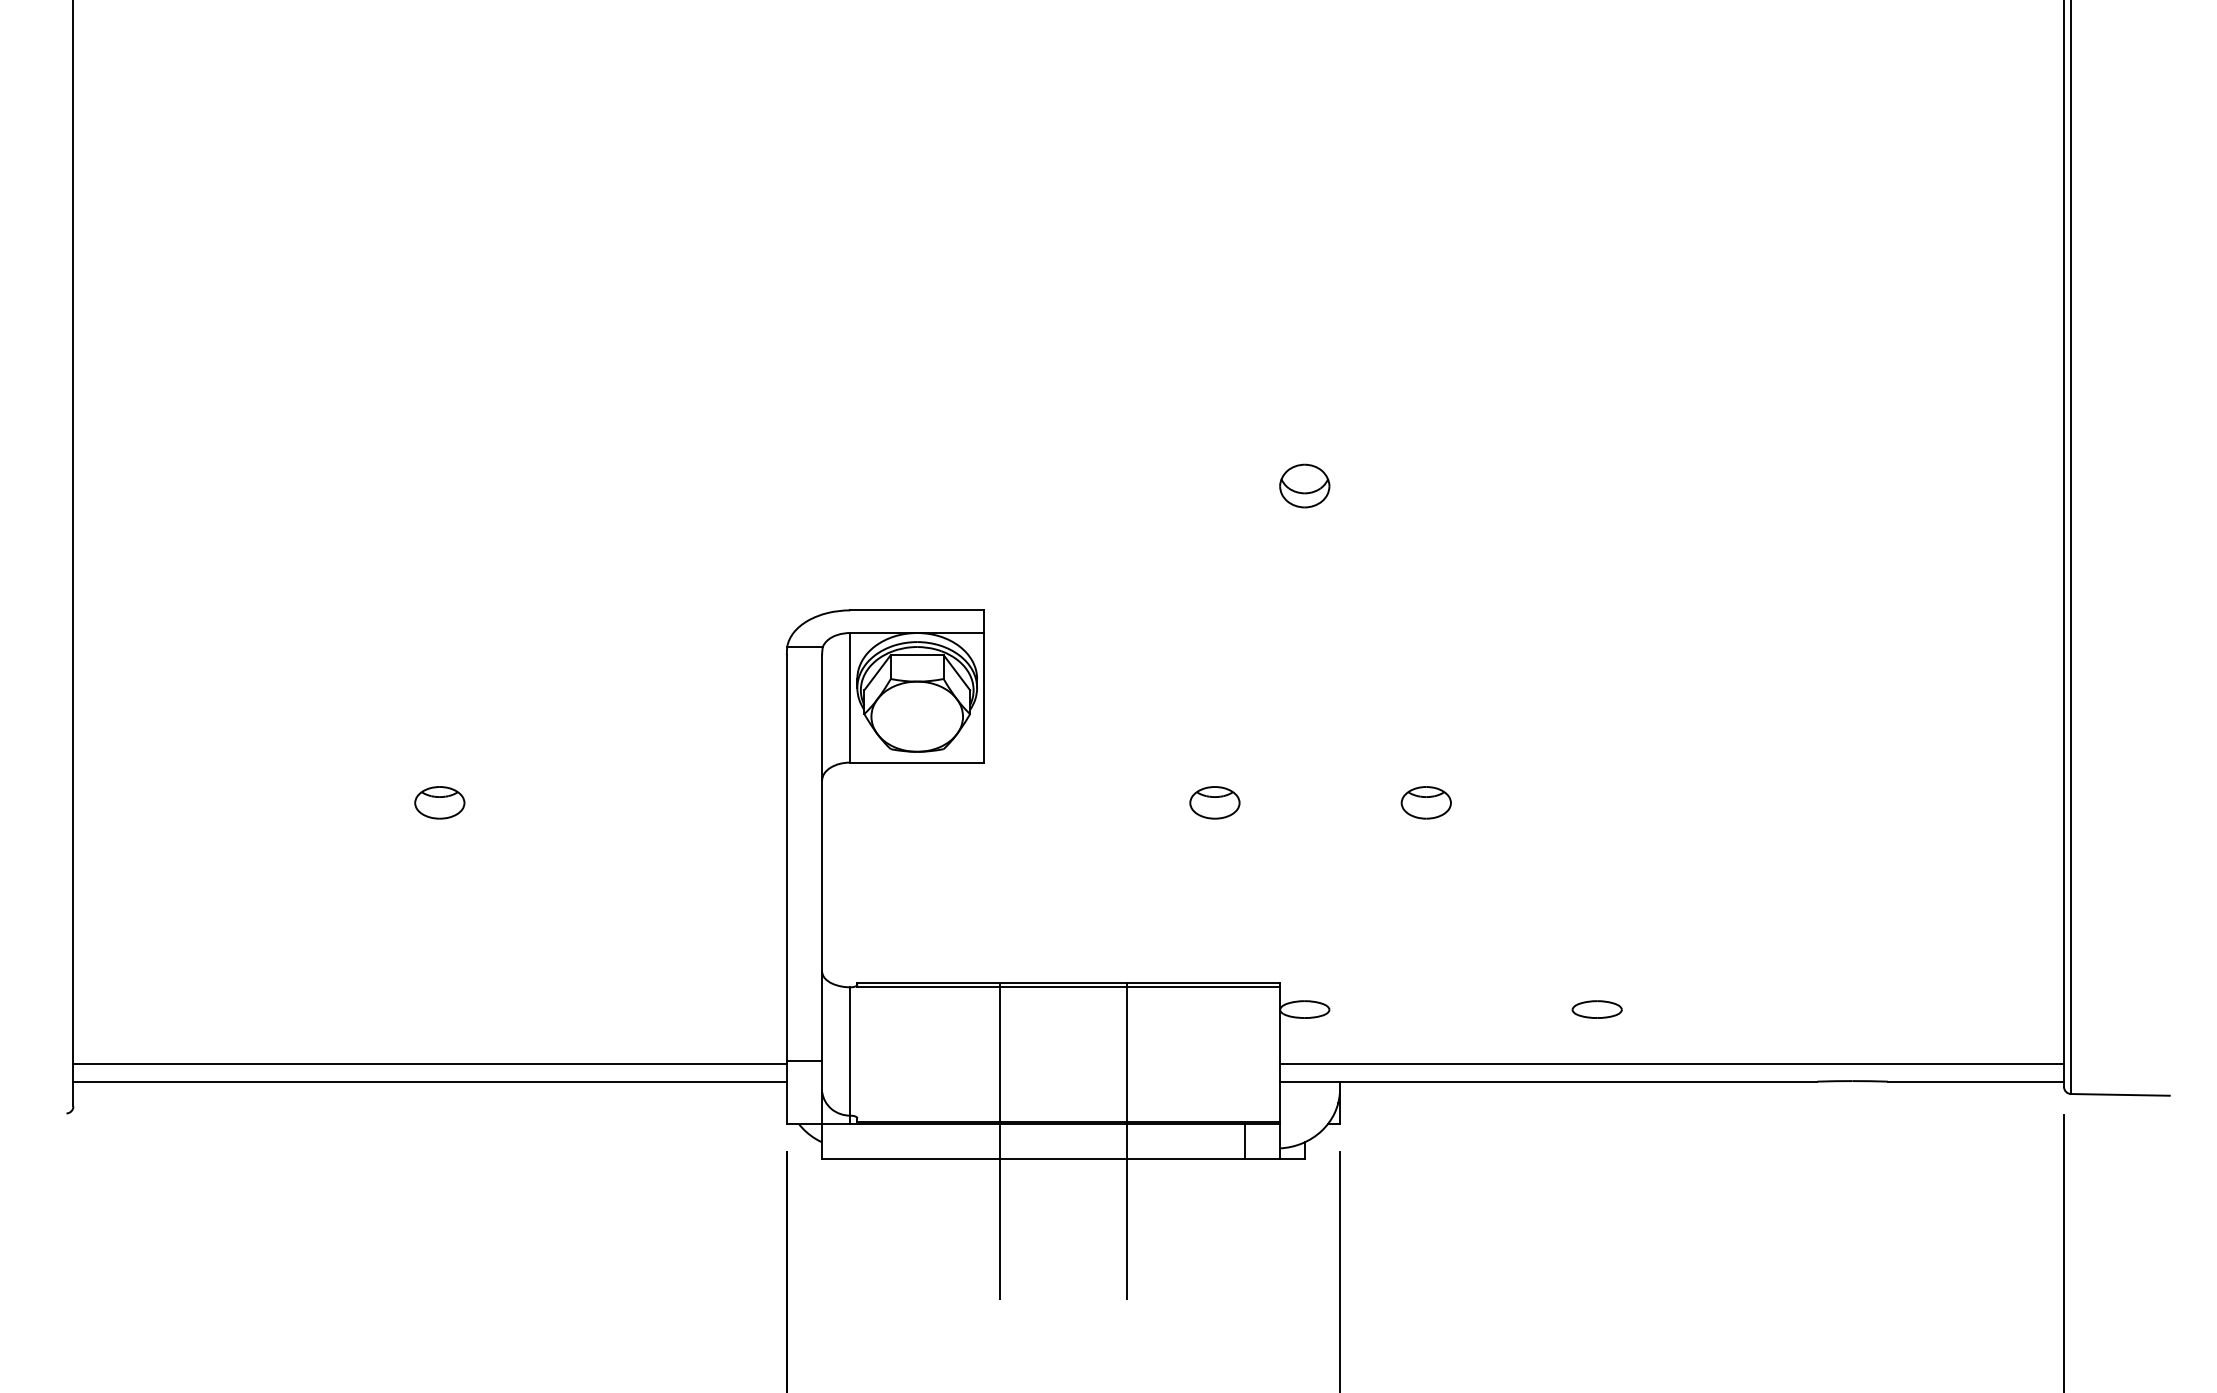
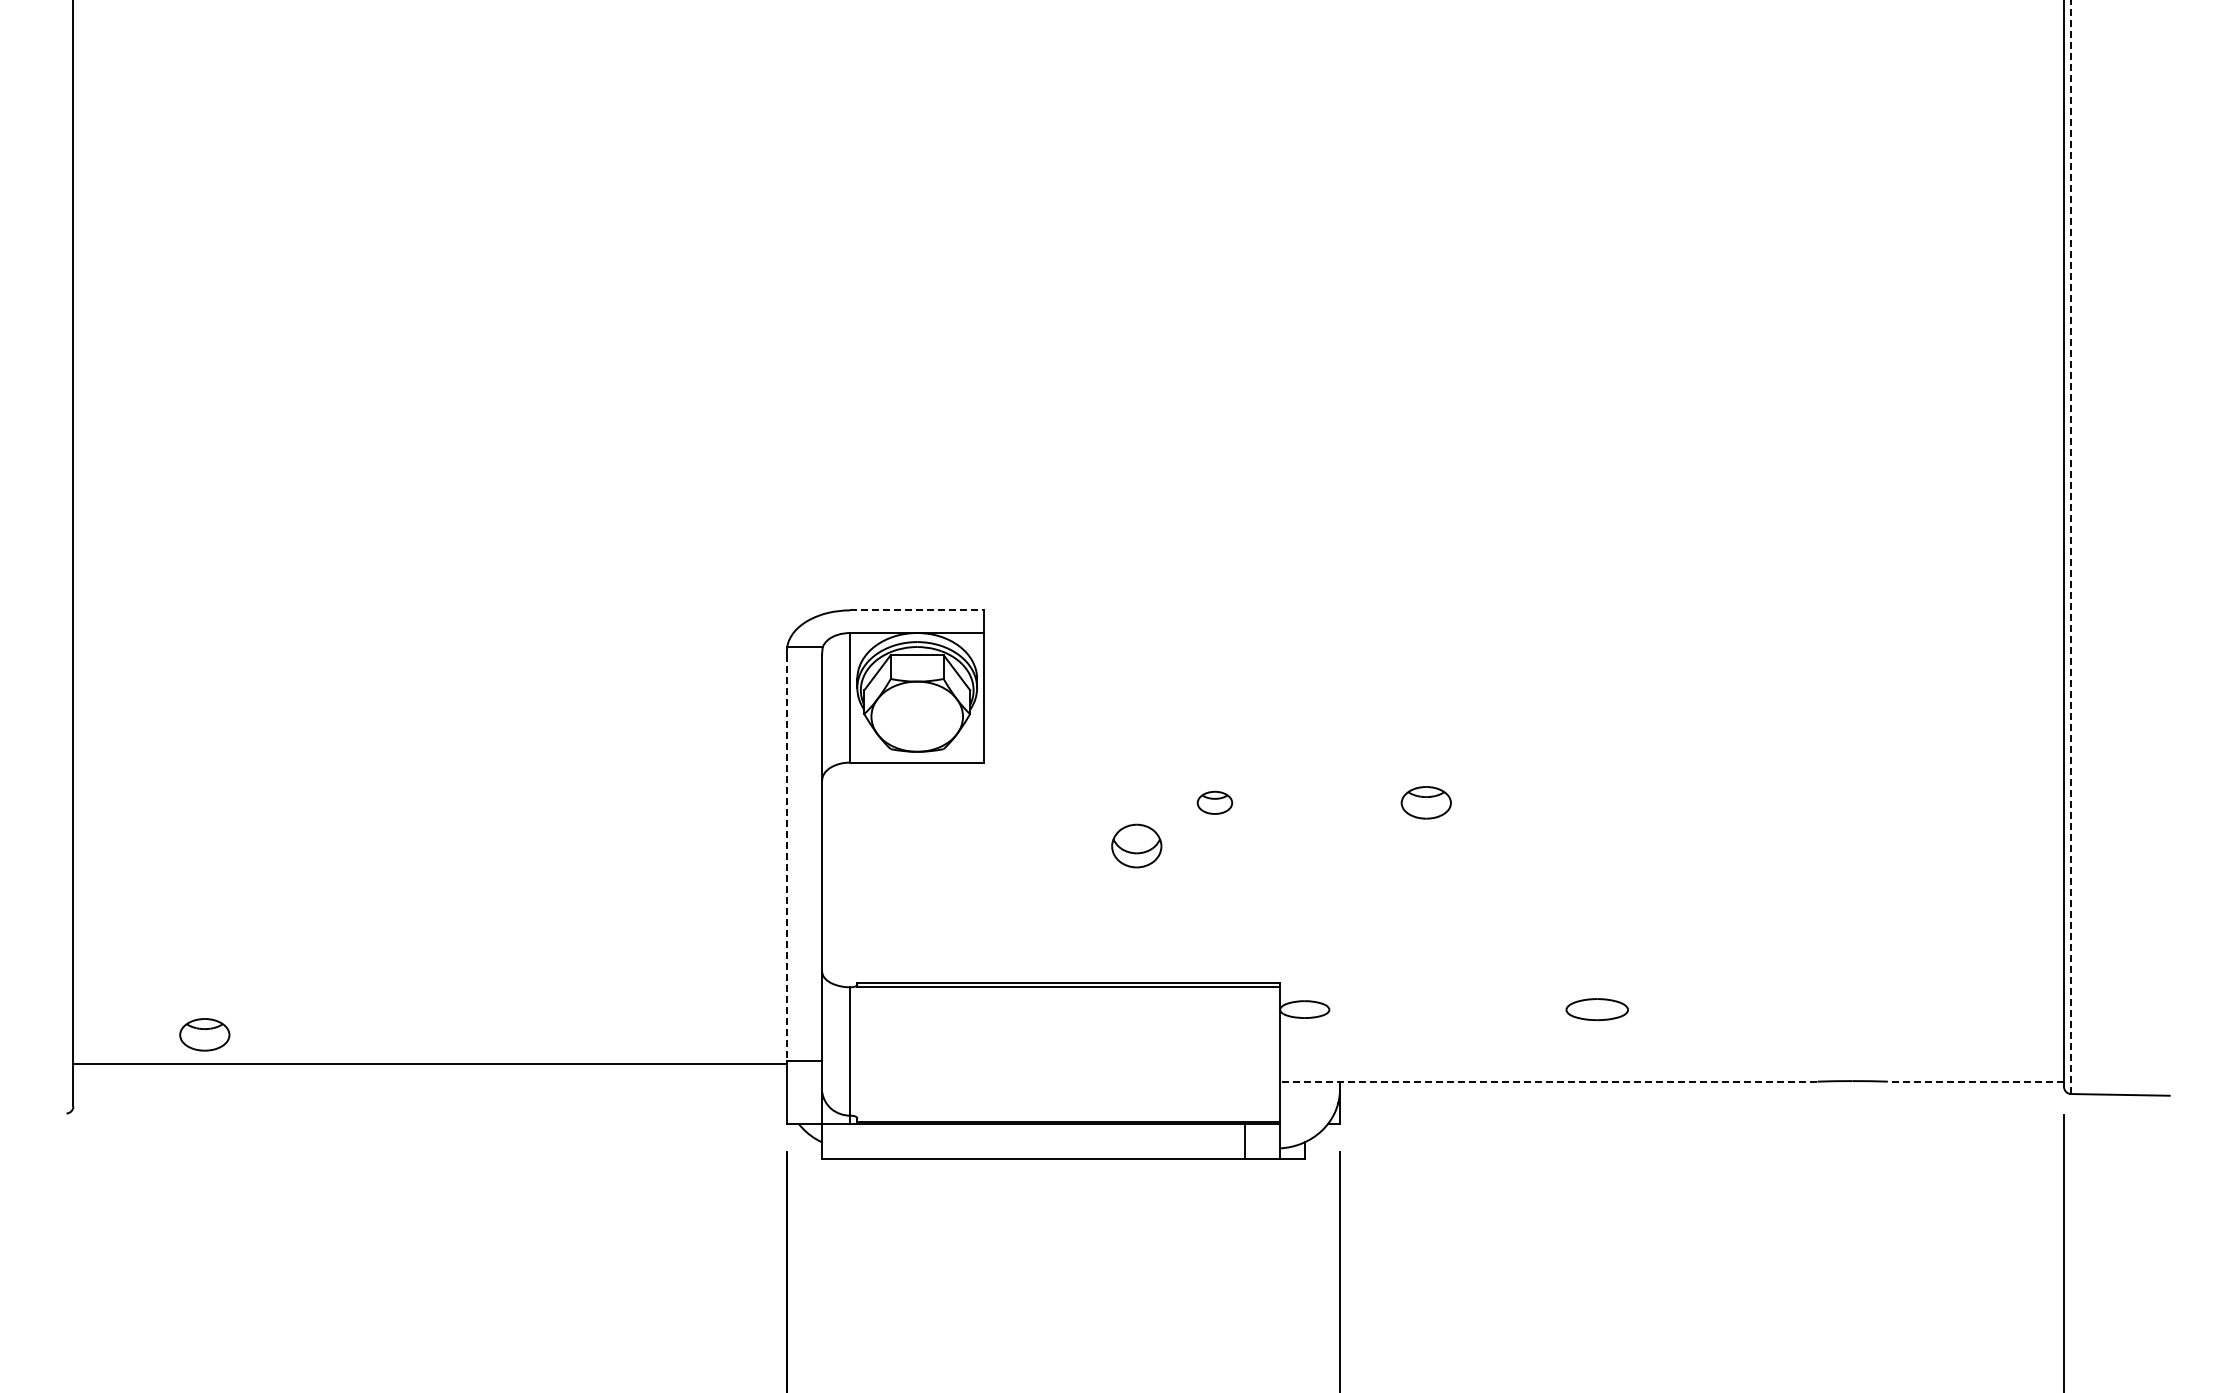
part position: (1304, 485) -> (1136, 845) (1136, 845)
line: solid -> dashed (2070, 547)
line: solid -> dashed (917, 610)
part position: (439, 802) -> (204, 1034) (204, 1034)
part size: 52x34 px -> 38x25 px (1214, 802)
line: solid -> dashed (786, 857)
part size: 52x19 px -> 64x24 px (1596, 1009)
line: present -> none (1672, 1063)
line: present -> none (429, 1081)
line: solid -> dashed (1548, 1081)
line: solid -> dashed (1975, 1081)
line: present -> none (1000, 1141)
line: present -> none (1126, 1141)
